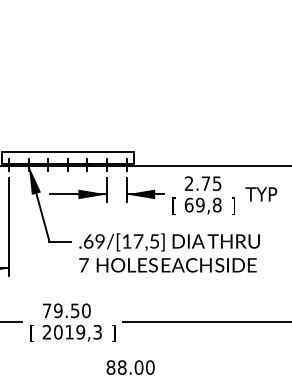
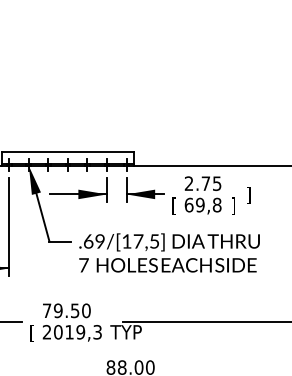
text: TYP -> ] (261, 195)
text: ] -> TYP (125, 333)
